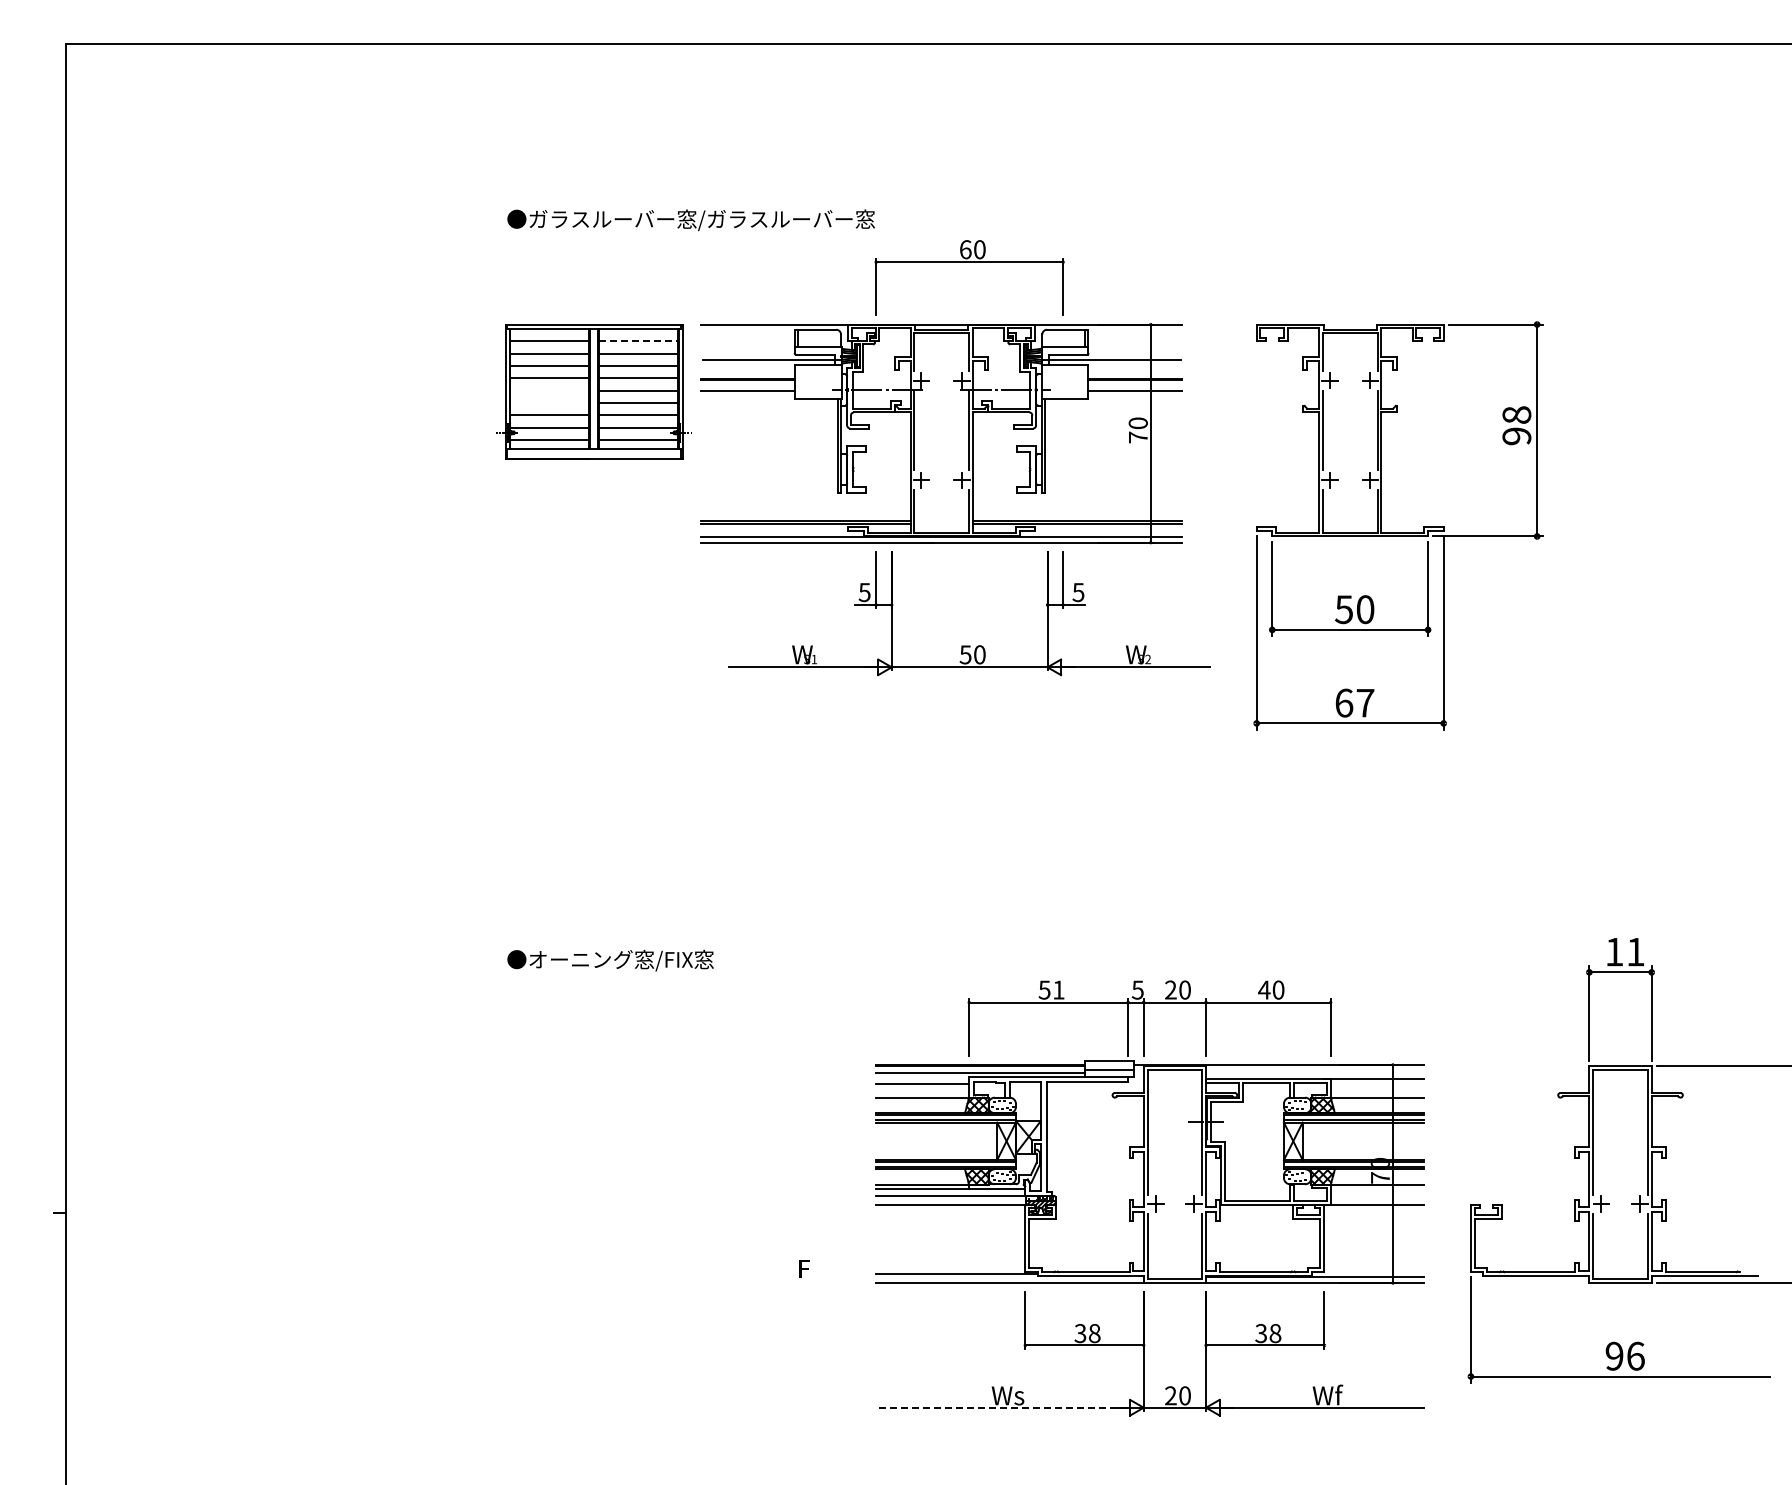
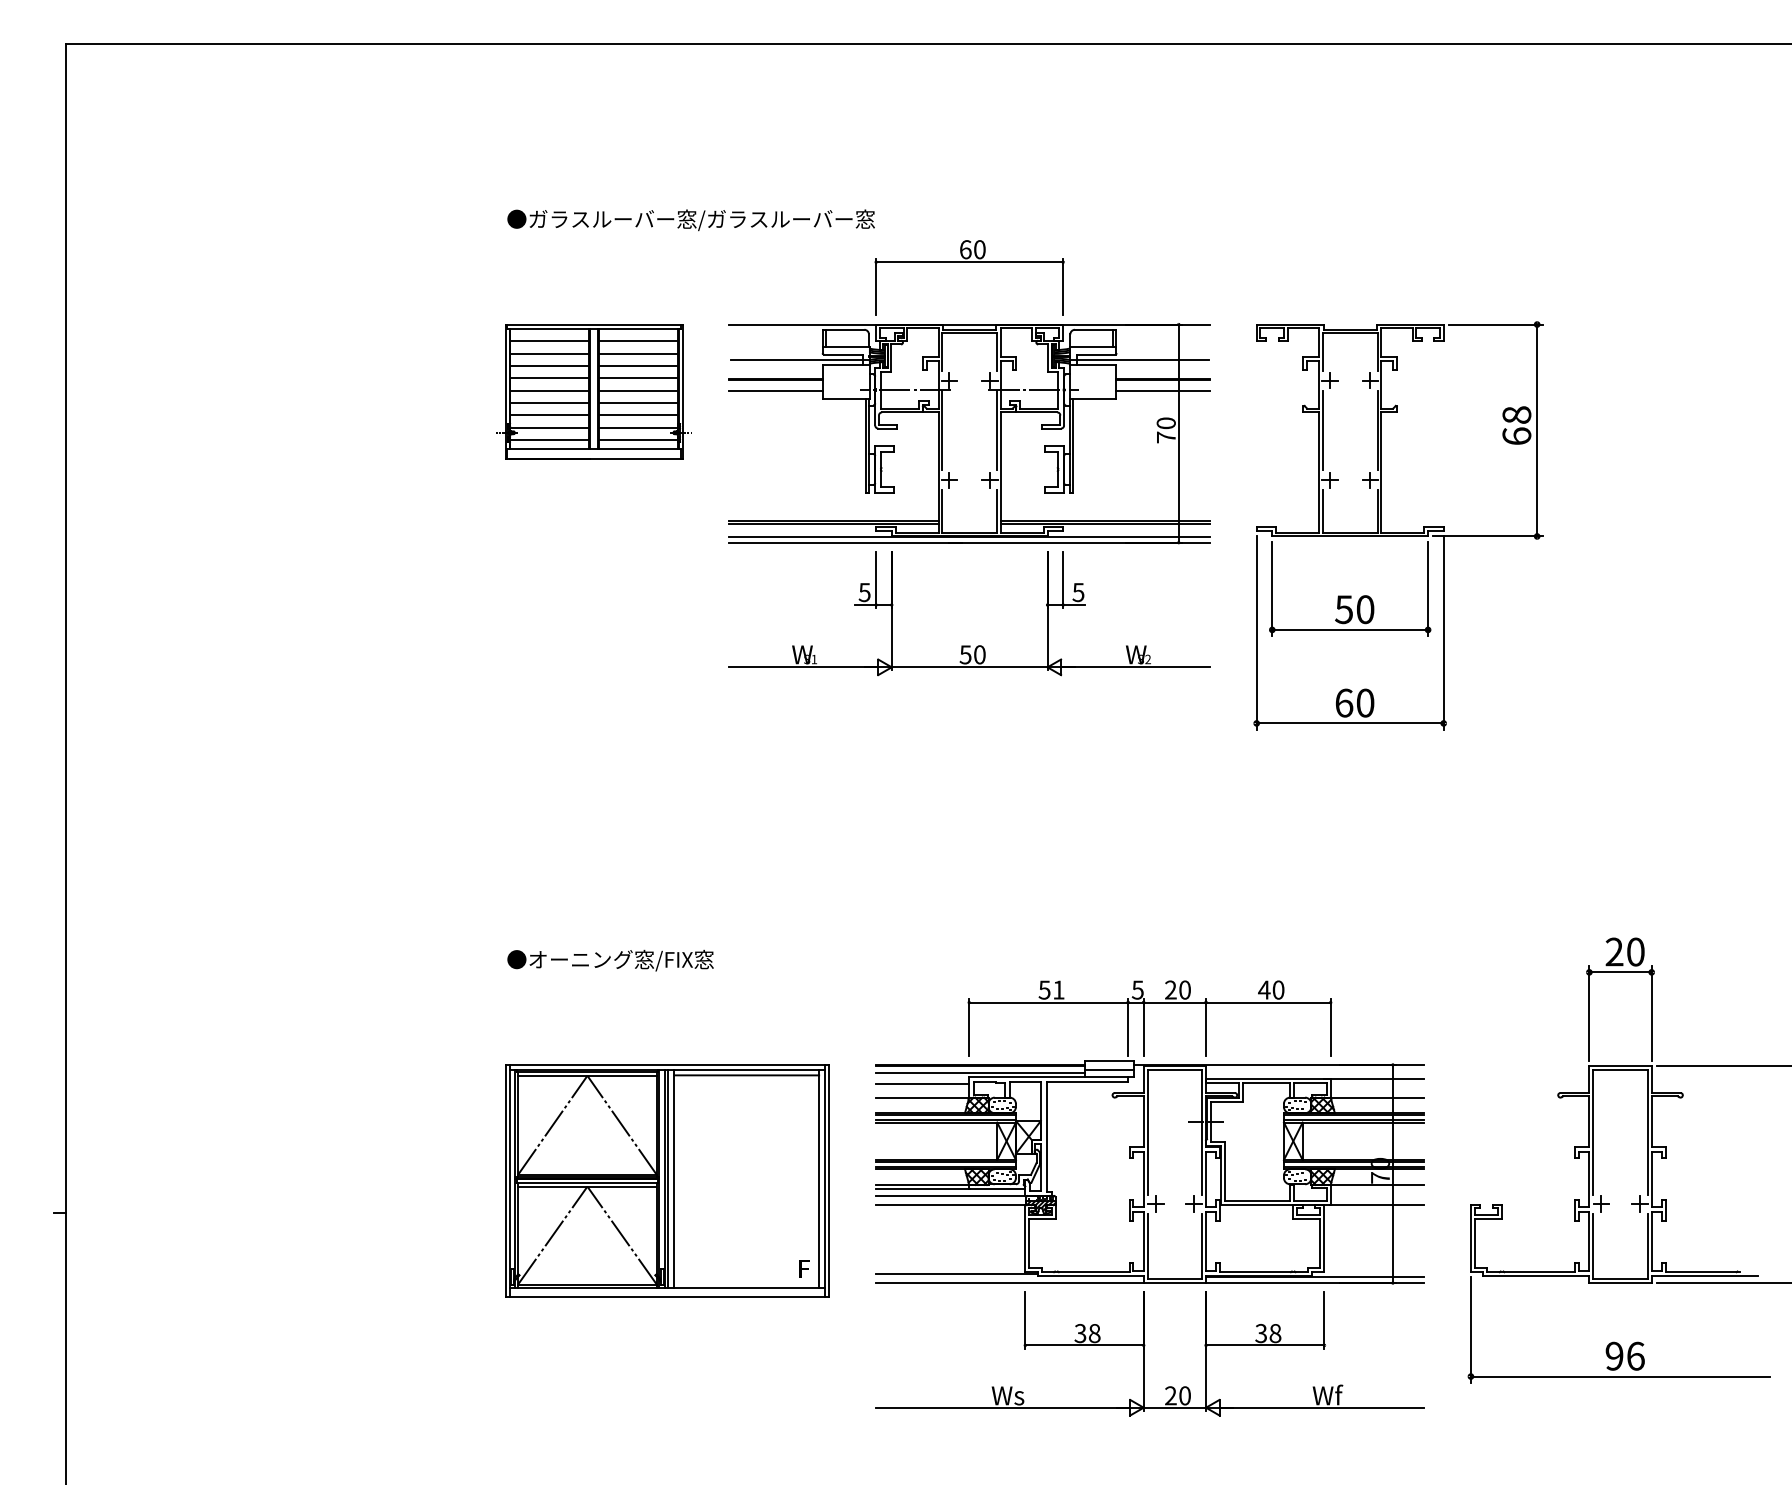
line: dashed -> solid (638, 341)
line: none -> present (549, 390)
line: none -> present (549, 403)
part position: (941, 433) -> (969, 433) (969, 433)
text: 98 -> 68 (1516, 436)
text: 67 -> 60 (1365, 702)
text: 11 -> 20 (1624, 951)
part: none -> present (667, 1180)
line: dashed -> solid (1001, 1407)
